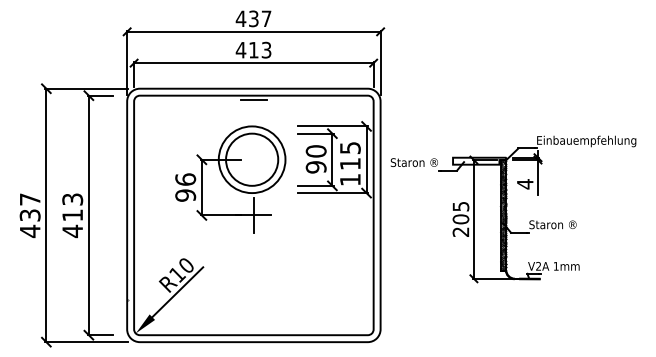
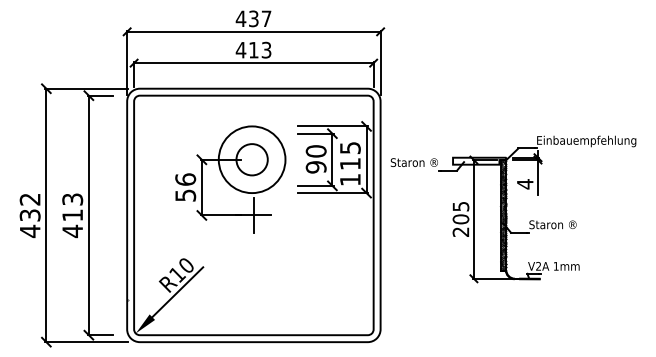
line: present -> none (253, 99)
circle diameter: 52 px -> 31 px (251, 159)
text: 96 -> 56 (185, 195)
text: 437 -> 432 (29, 199)
